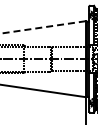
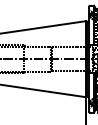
line: dashed -> solid (43, 27)
